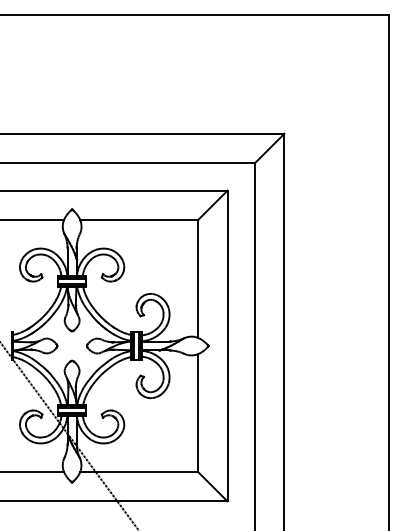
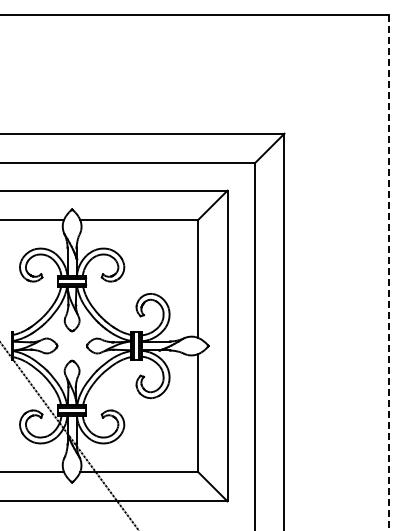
line: solid -> dashed (389, 273)
